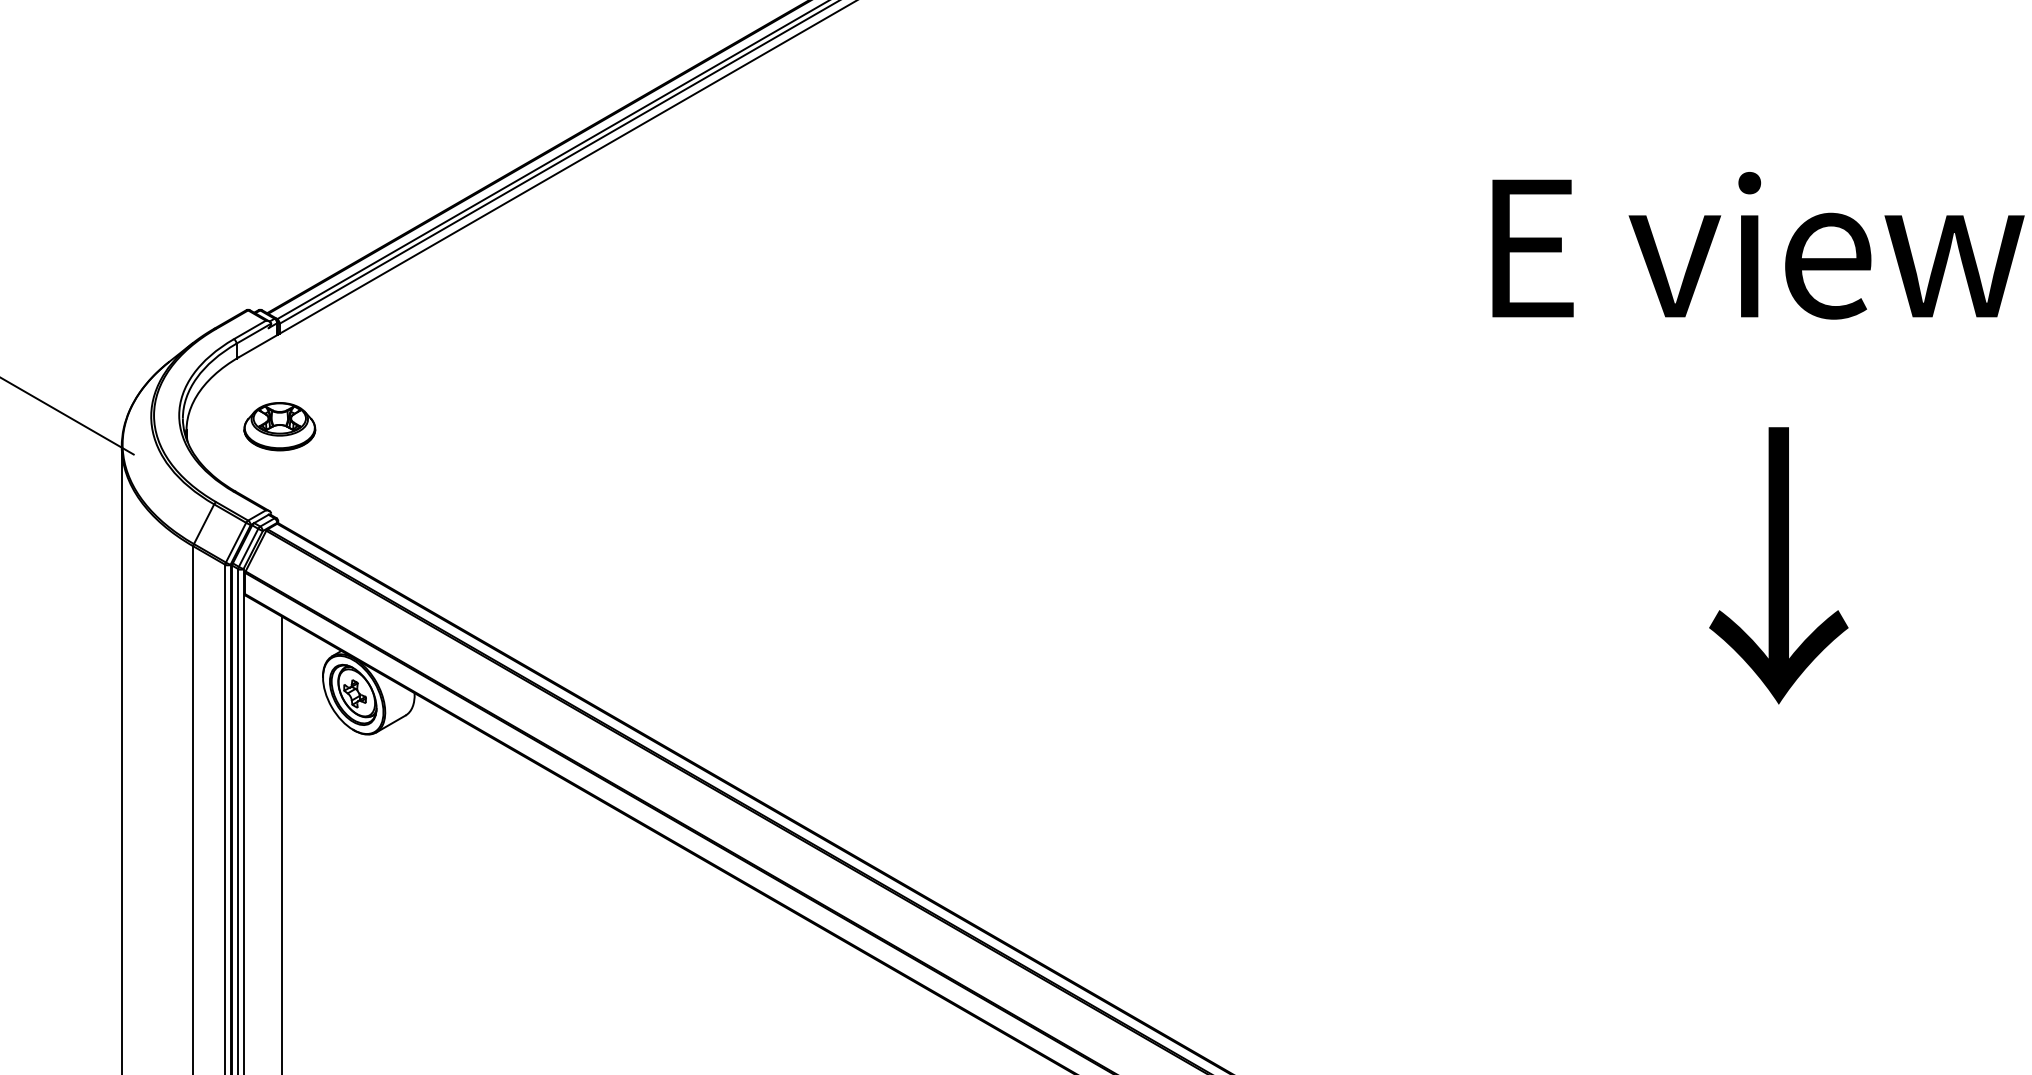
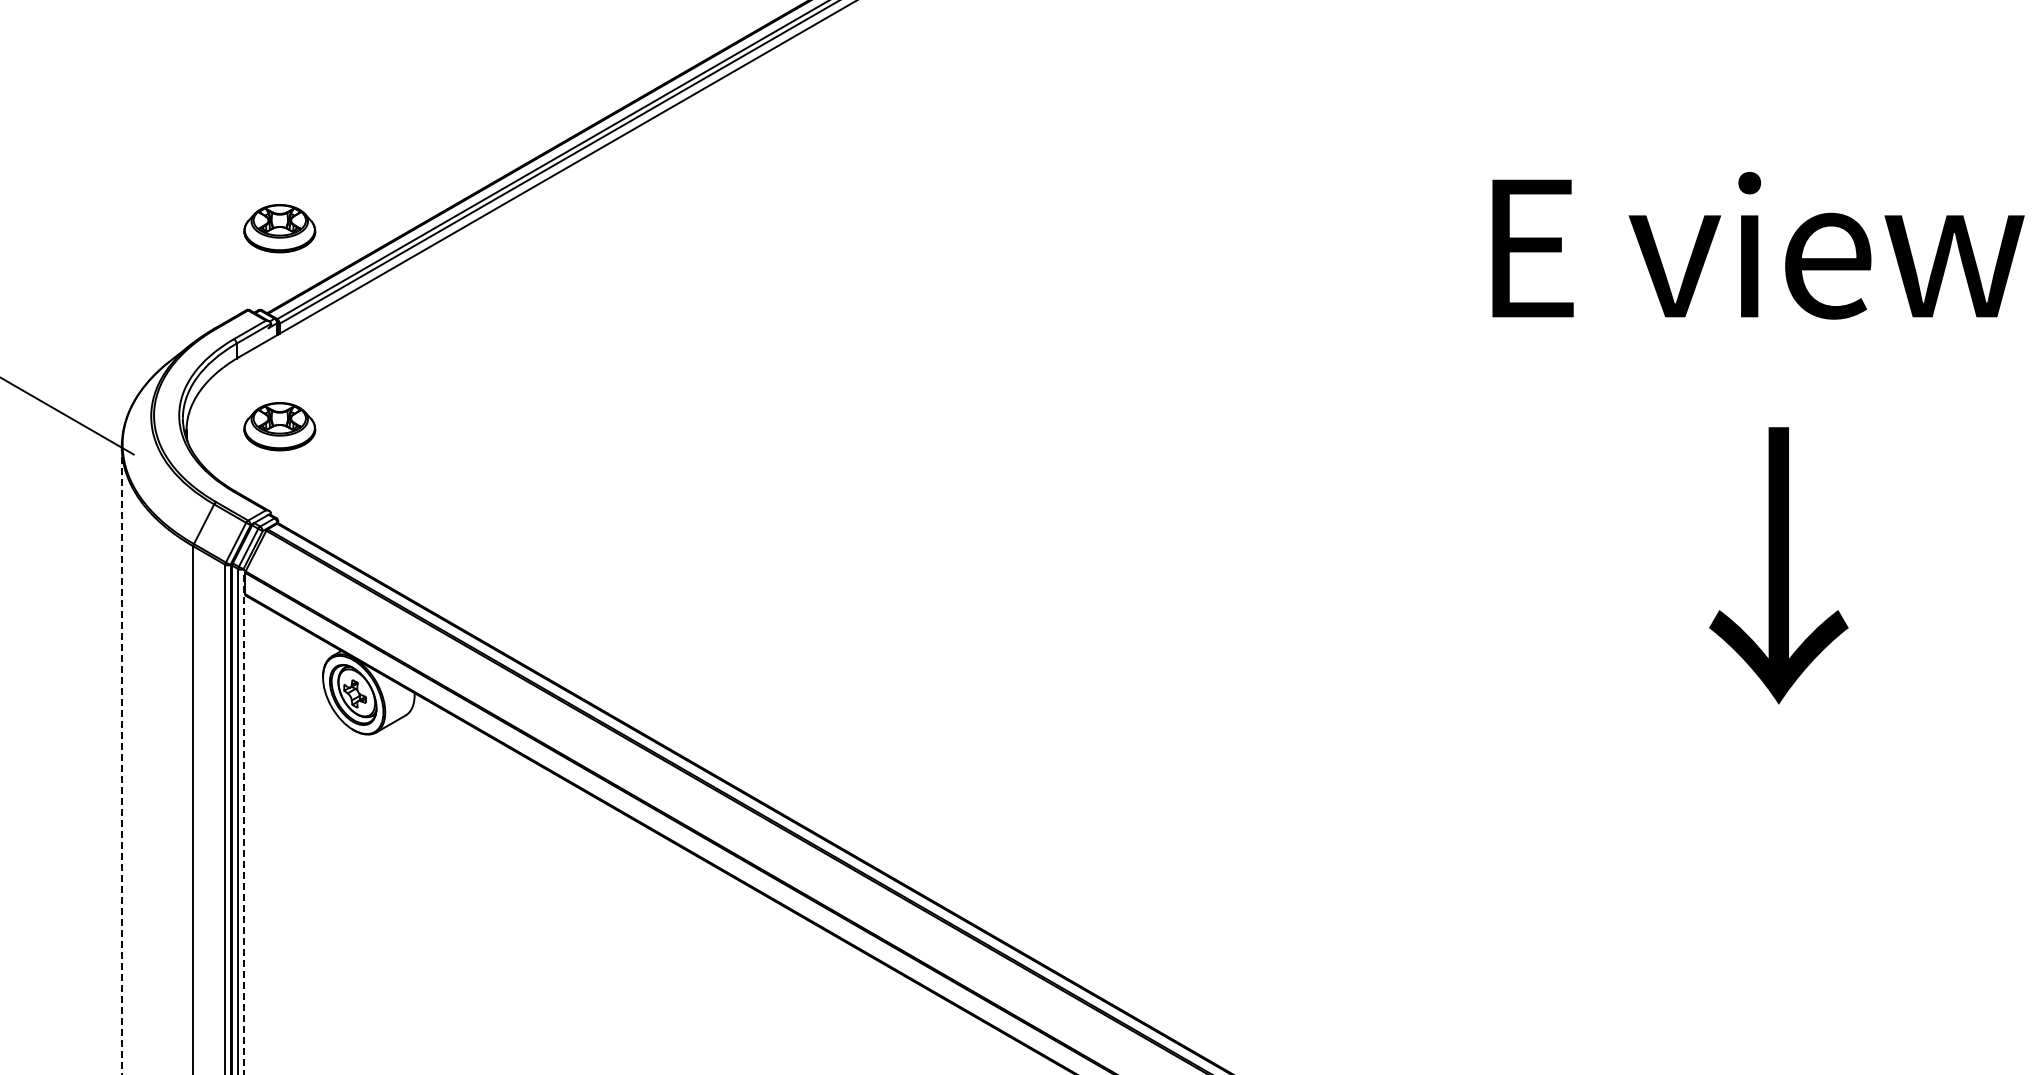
part: none -> present (279, 228)
line: solid -> dashed (121, 760)
line: solid -> dashed (243, 821)
line: present -> none (281, 843)
